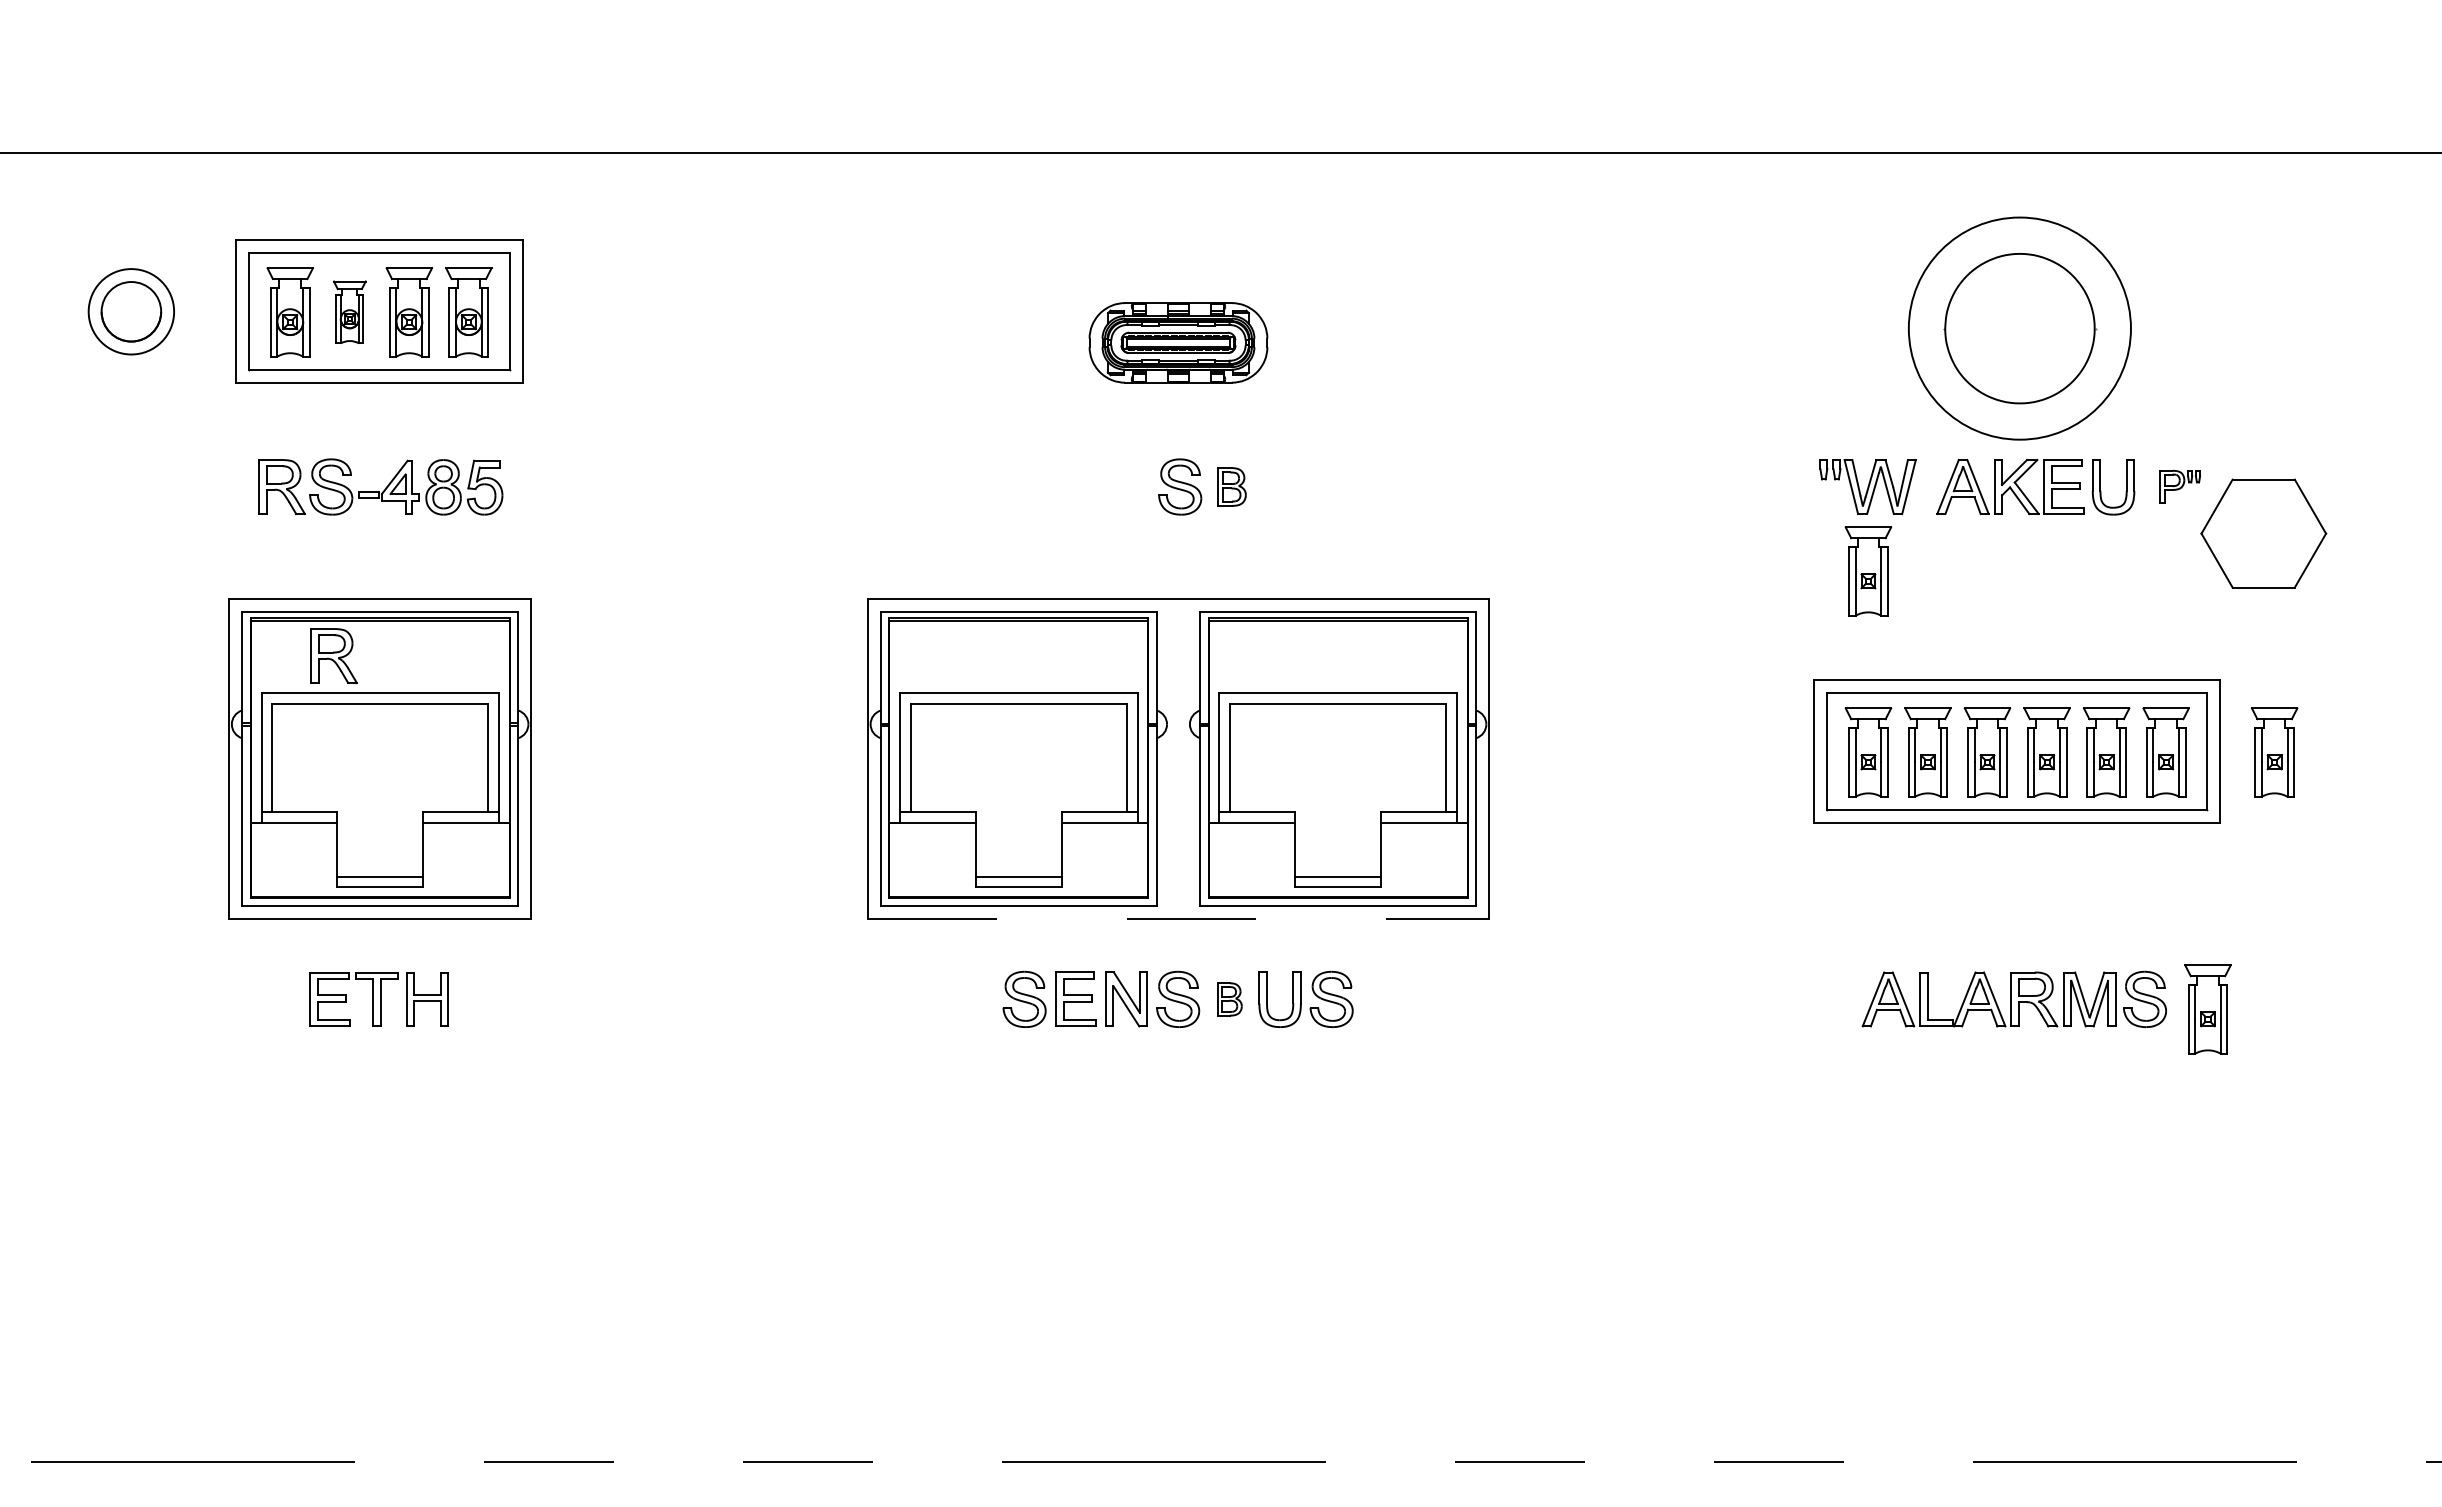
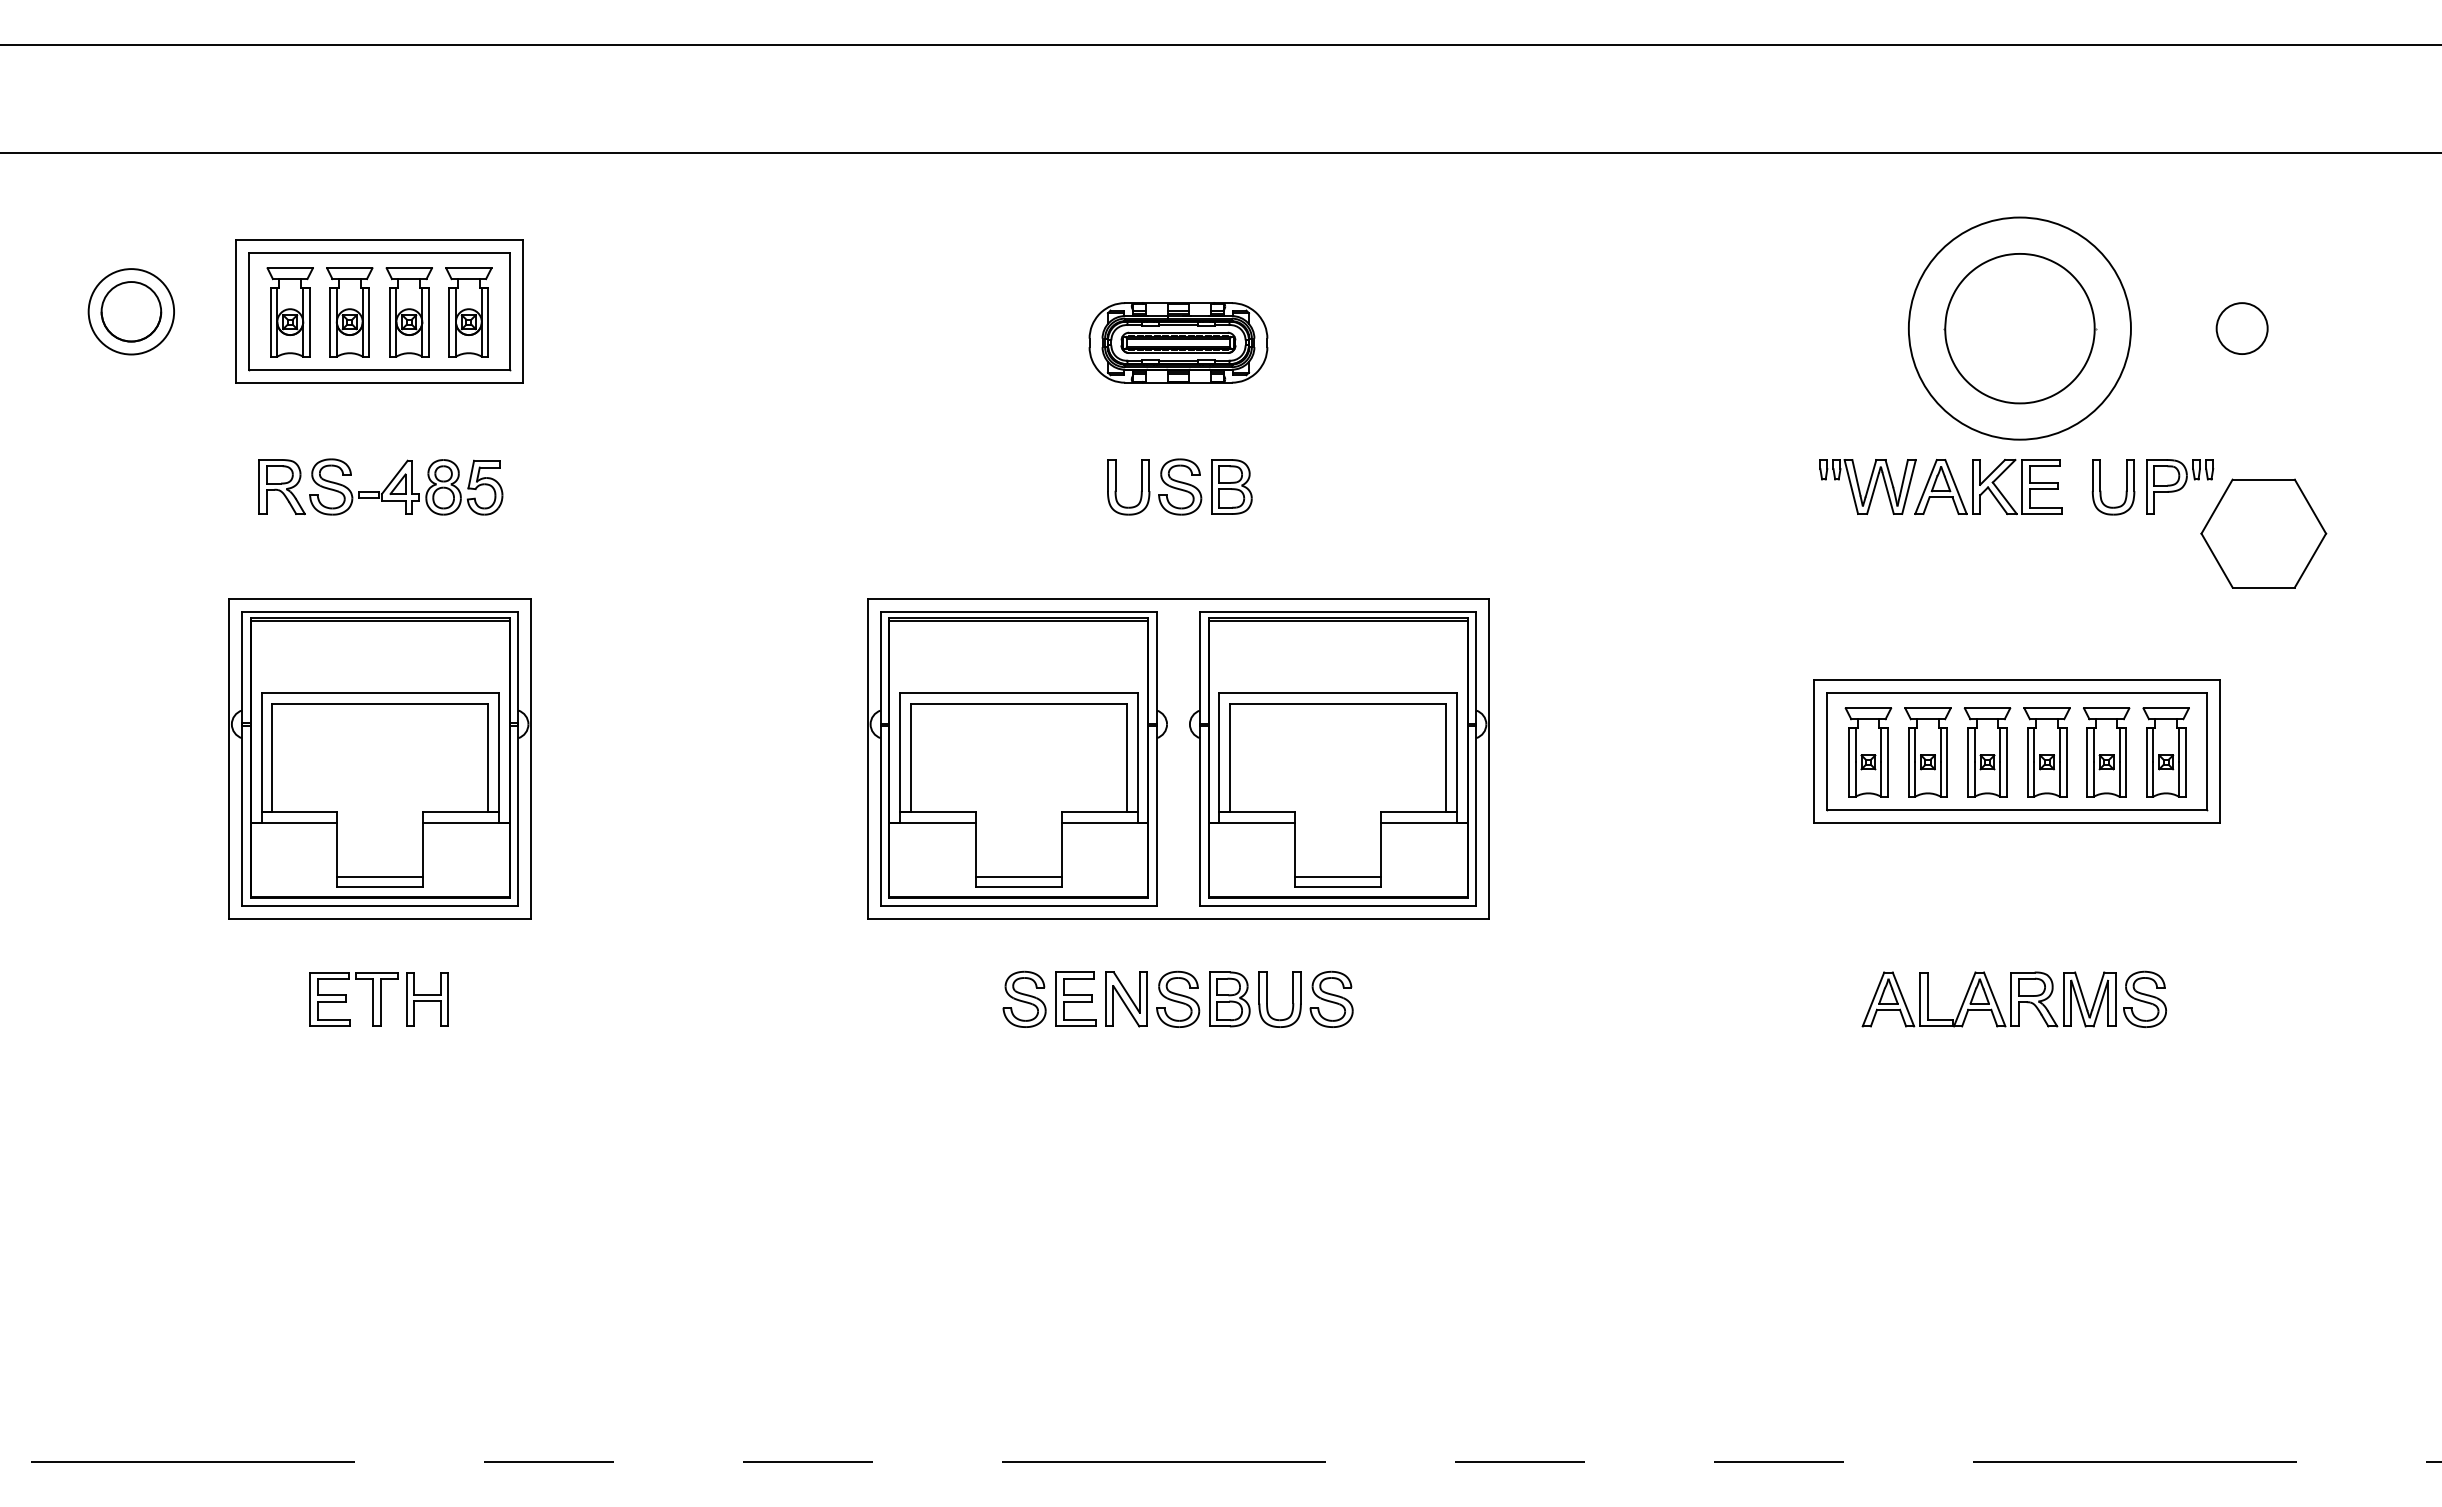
line: none -> present (1220, 44)
part size: 34x64 px -> 48x91 px (349, 312)
circle: none -> present (2241, 328)
part size: 30x40 px -> 42x56 px (1231, 486)
part size: 42x35 px -> 69x56 px (2180, 486)
part: none -> present (1116, 487)
part position: (2010, 487) -> (1988, 487) (1988, 487)
part: present -> none (1868, 571)
part: present -> none (333, 655)
part: present -> none (2274, 752)
line: dashed -> solid (1178, 918)
part size: 26x35 px -> 42x57 px (1229, 999)
part: present -> none (2207, 1009)
